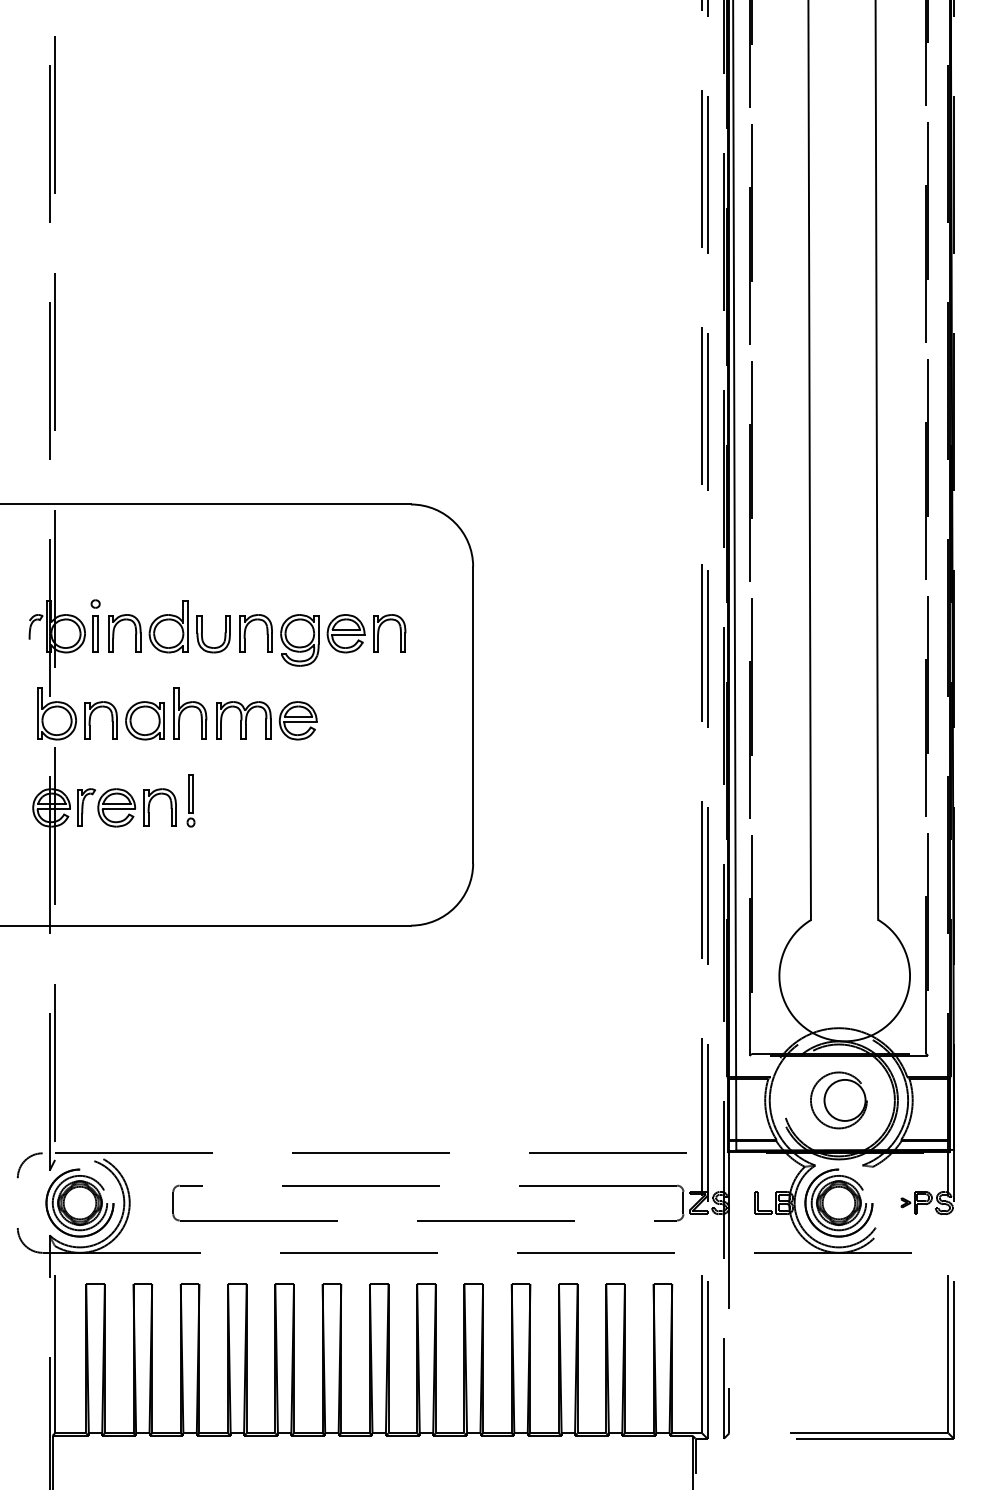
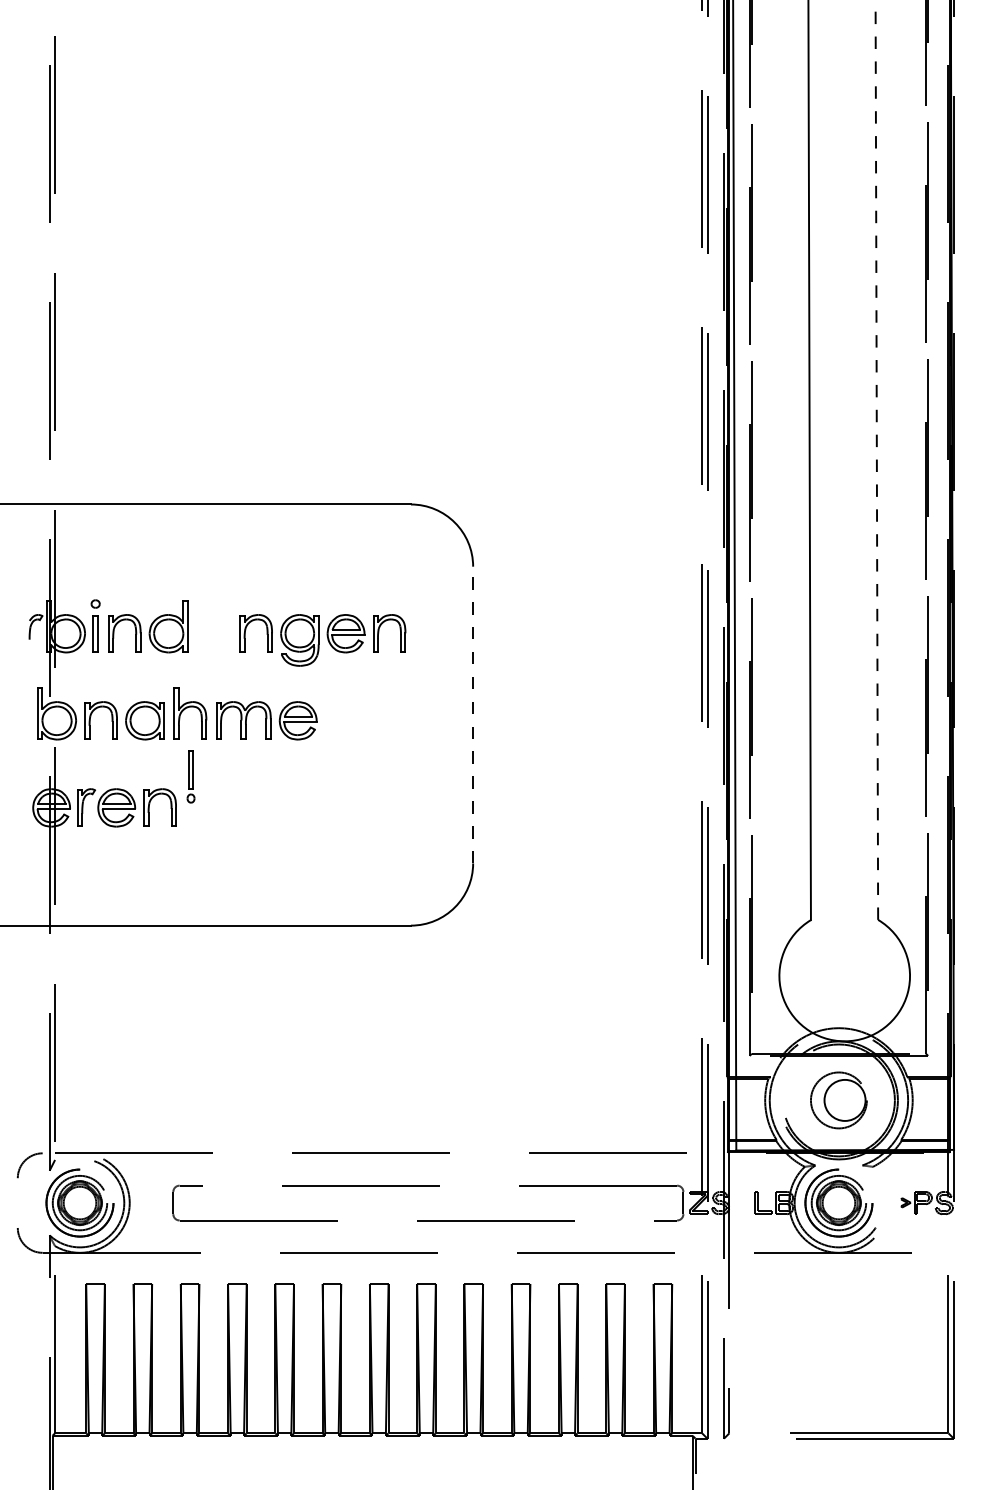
line: solid -> dashed (876, 460)
part: present -> none (203, 638)
line: solid -> dashed (473, 714)
part position: (190, 800) -> (190, 776) (190, 776)
